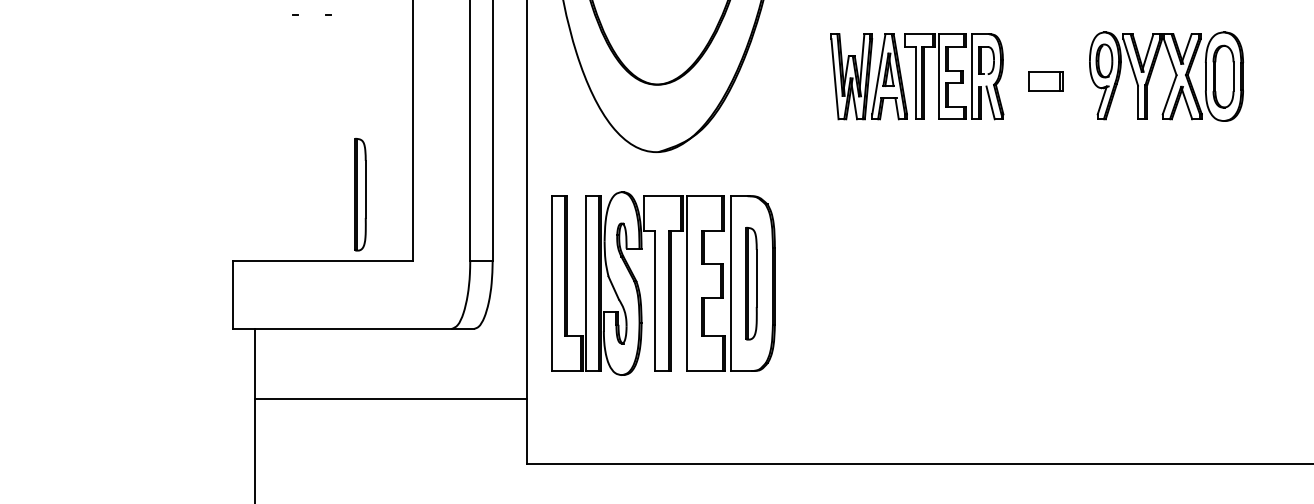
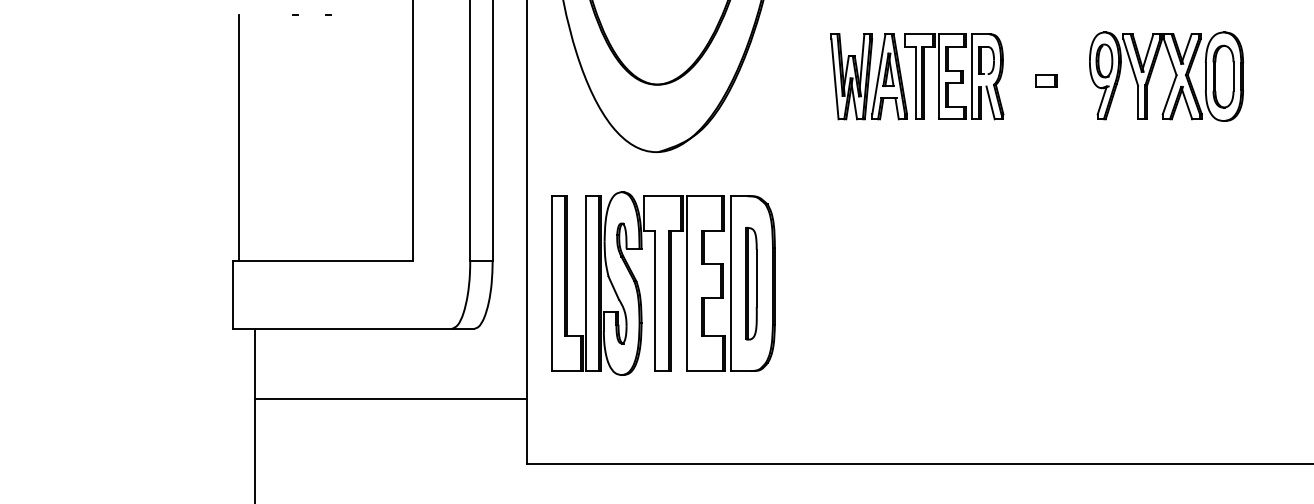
part size: 36x21 px -> 23x14 px (1046, 80)
line: none -> present (238, 138)
part: present -> none (360, 194)
